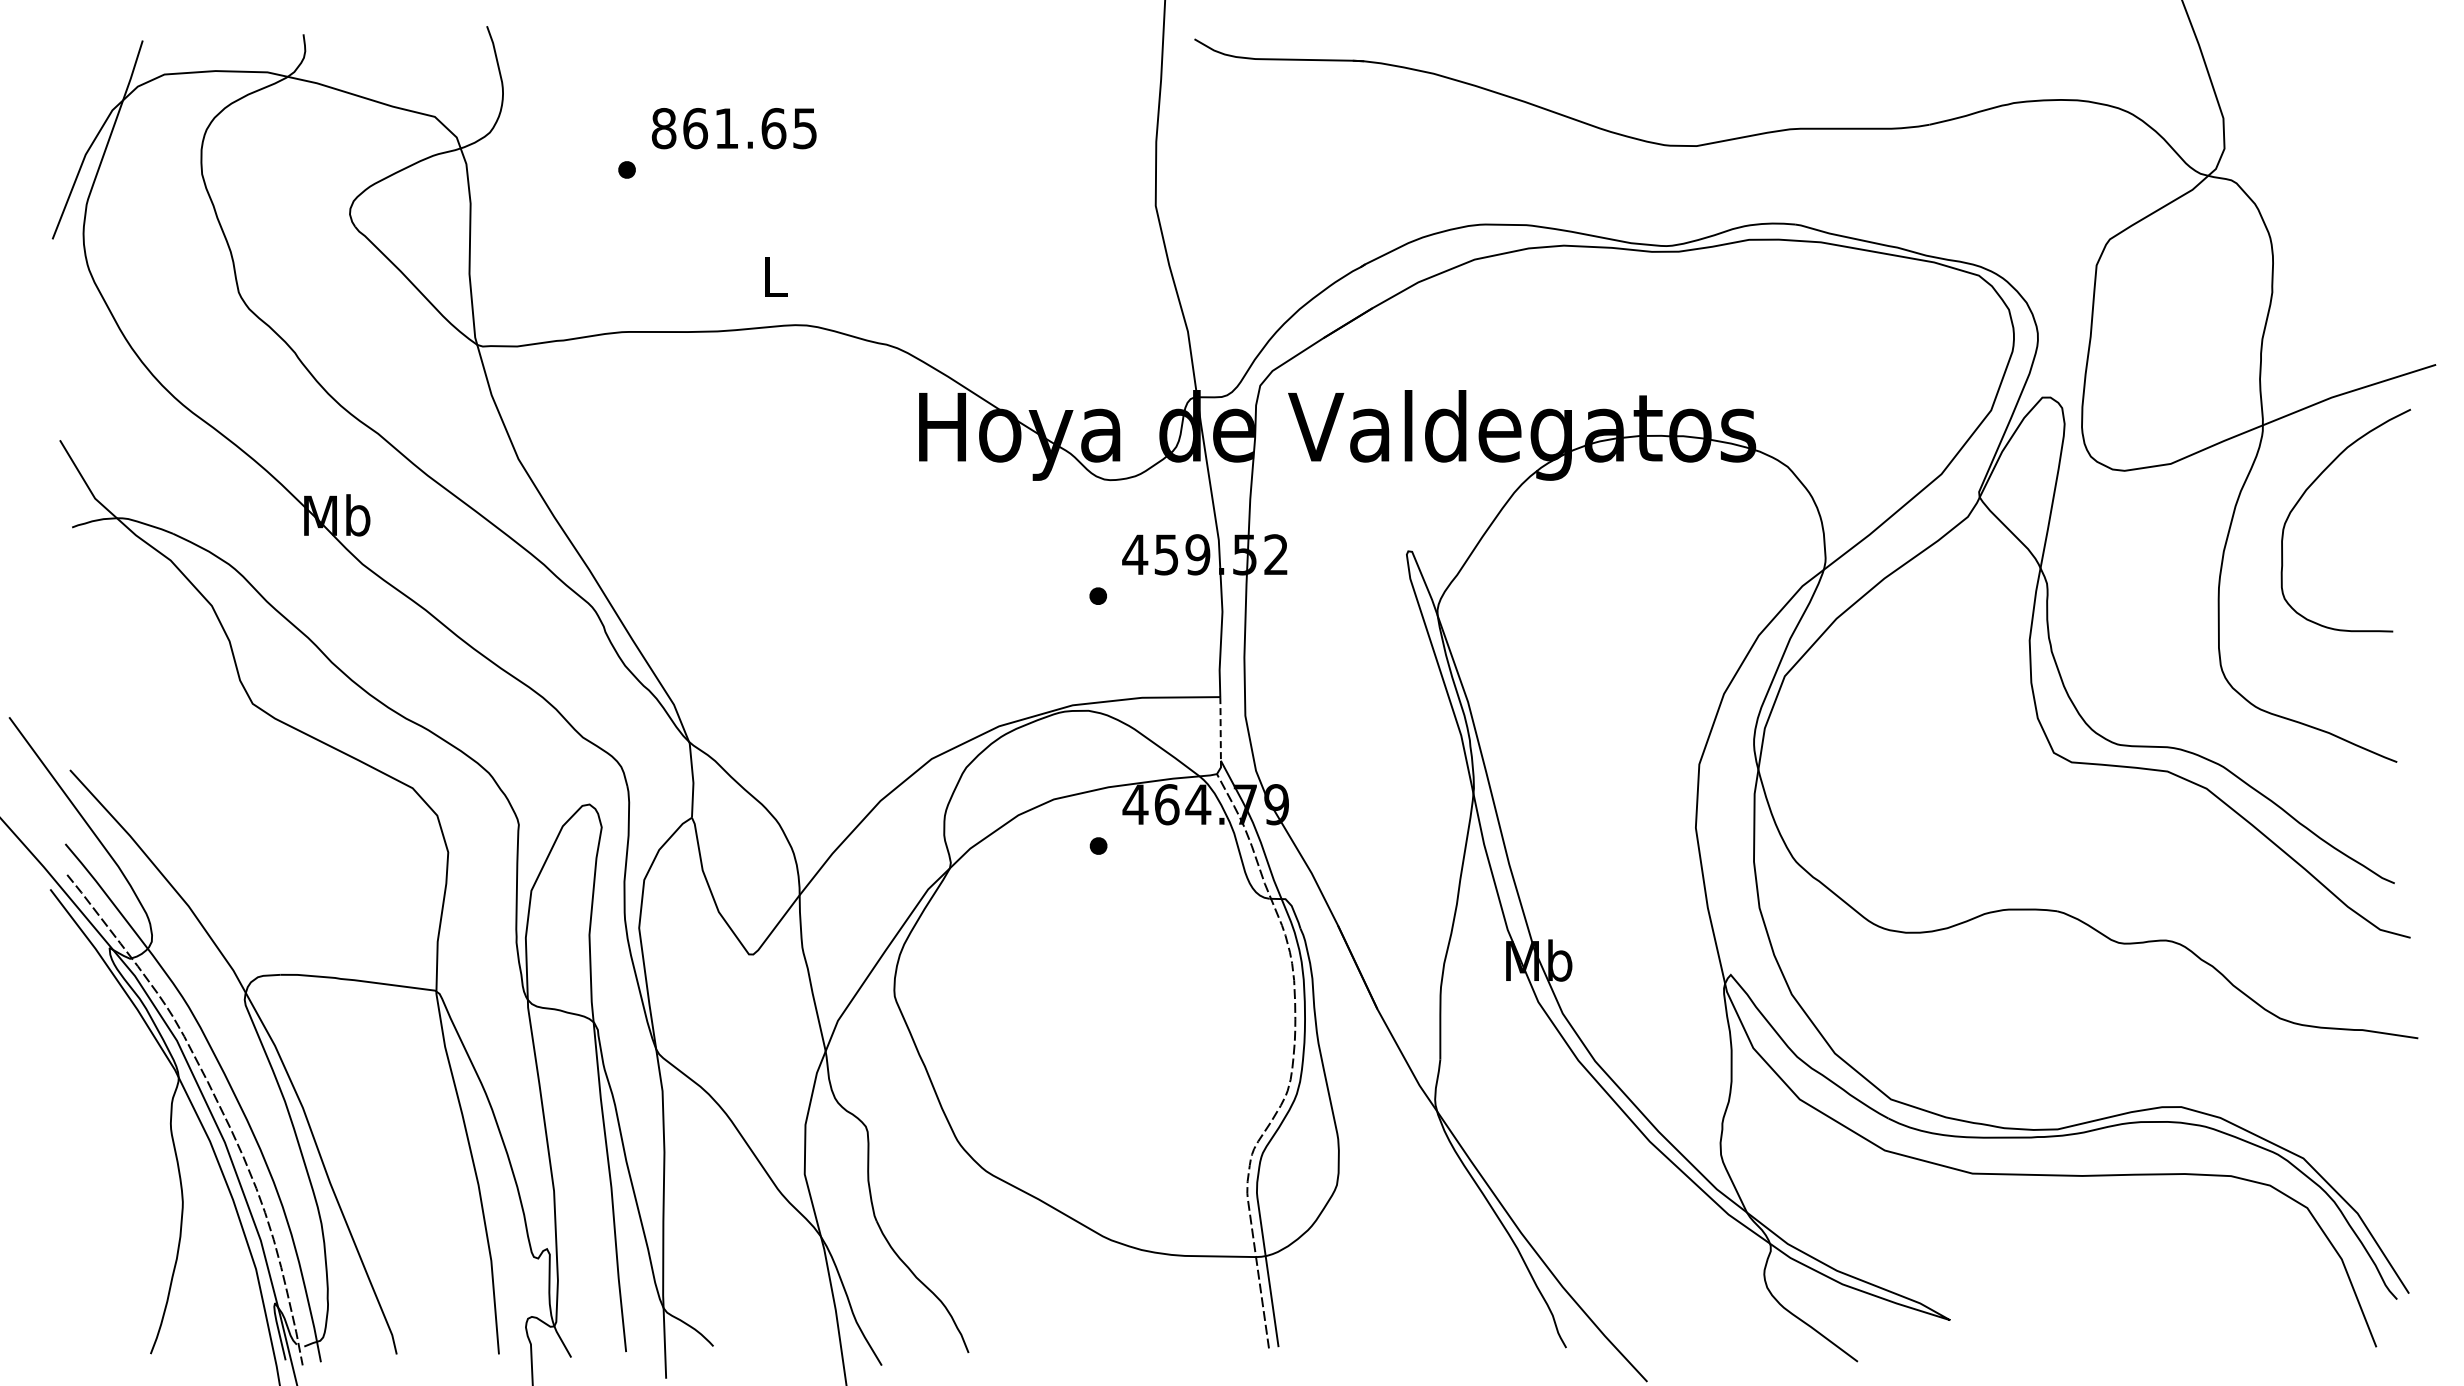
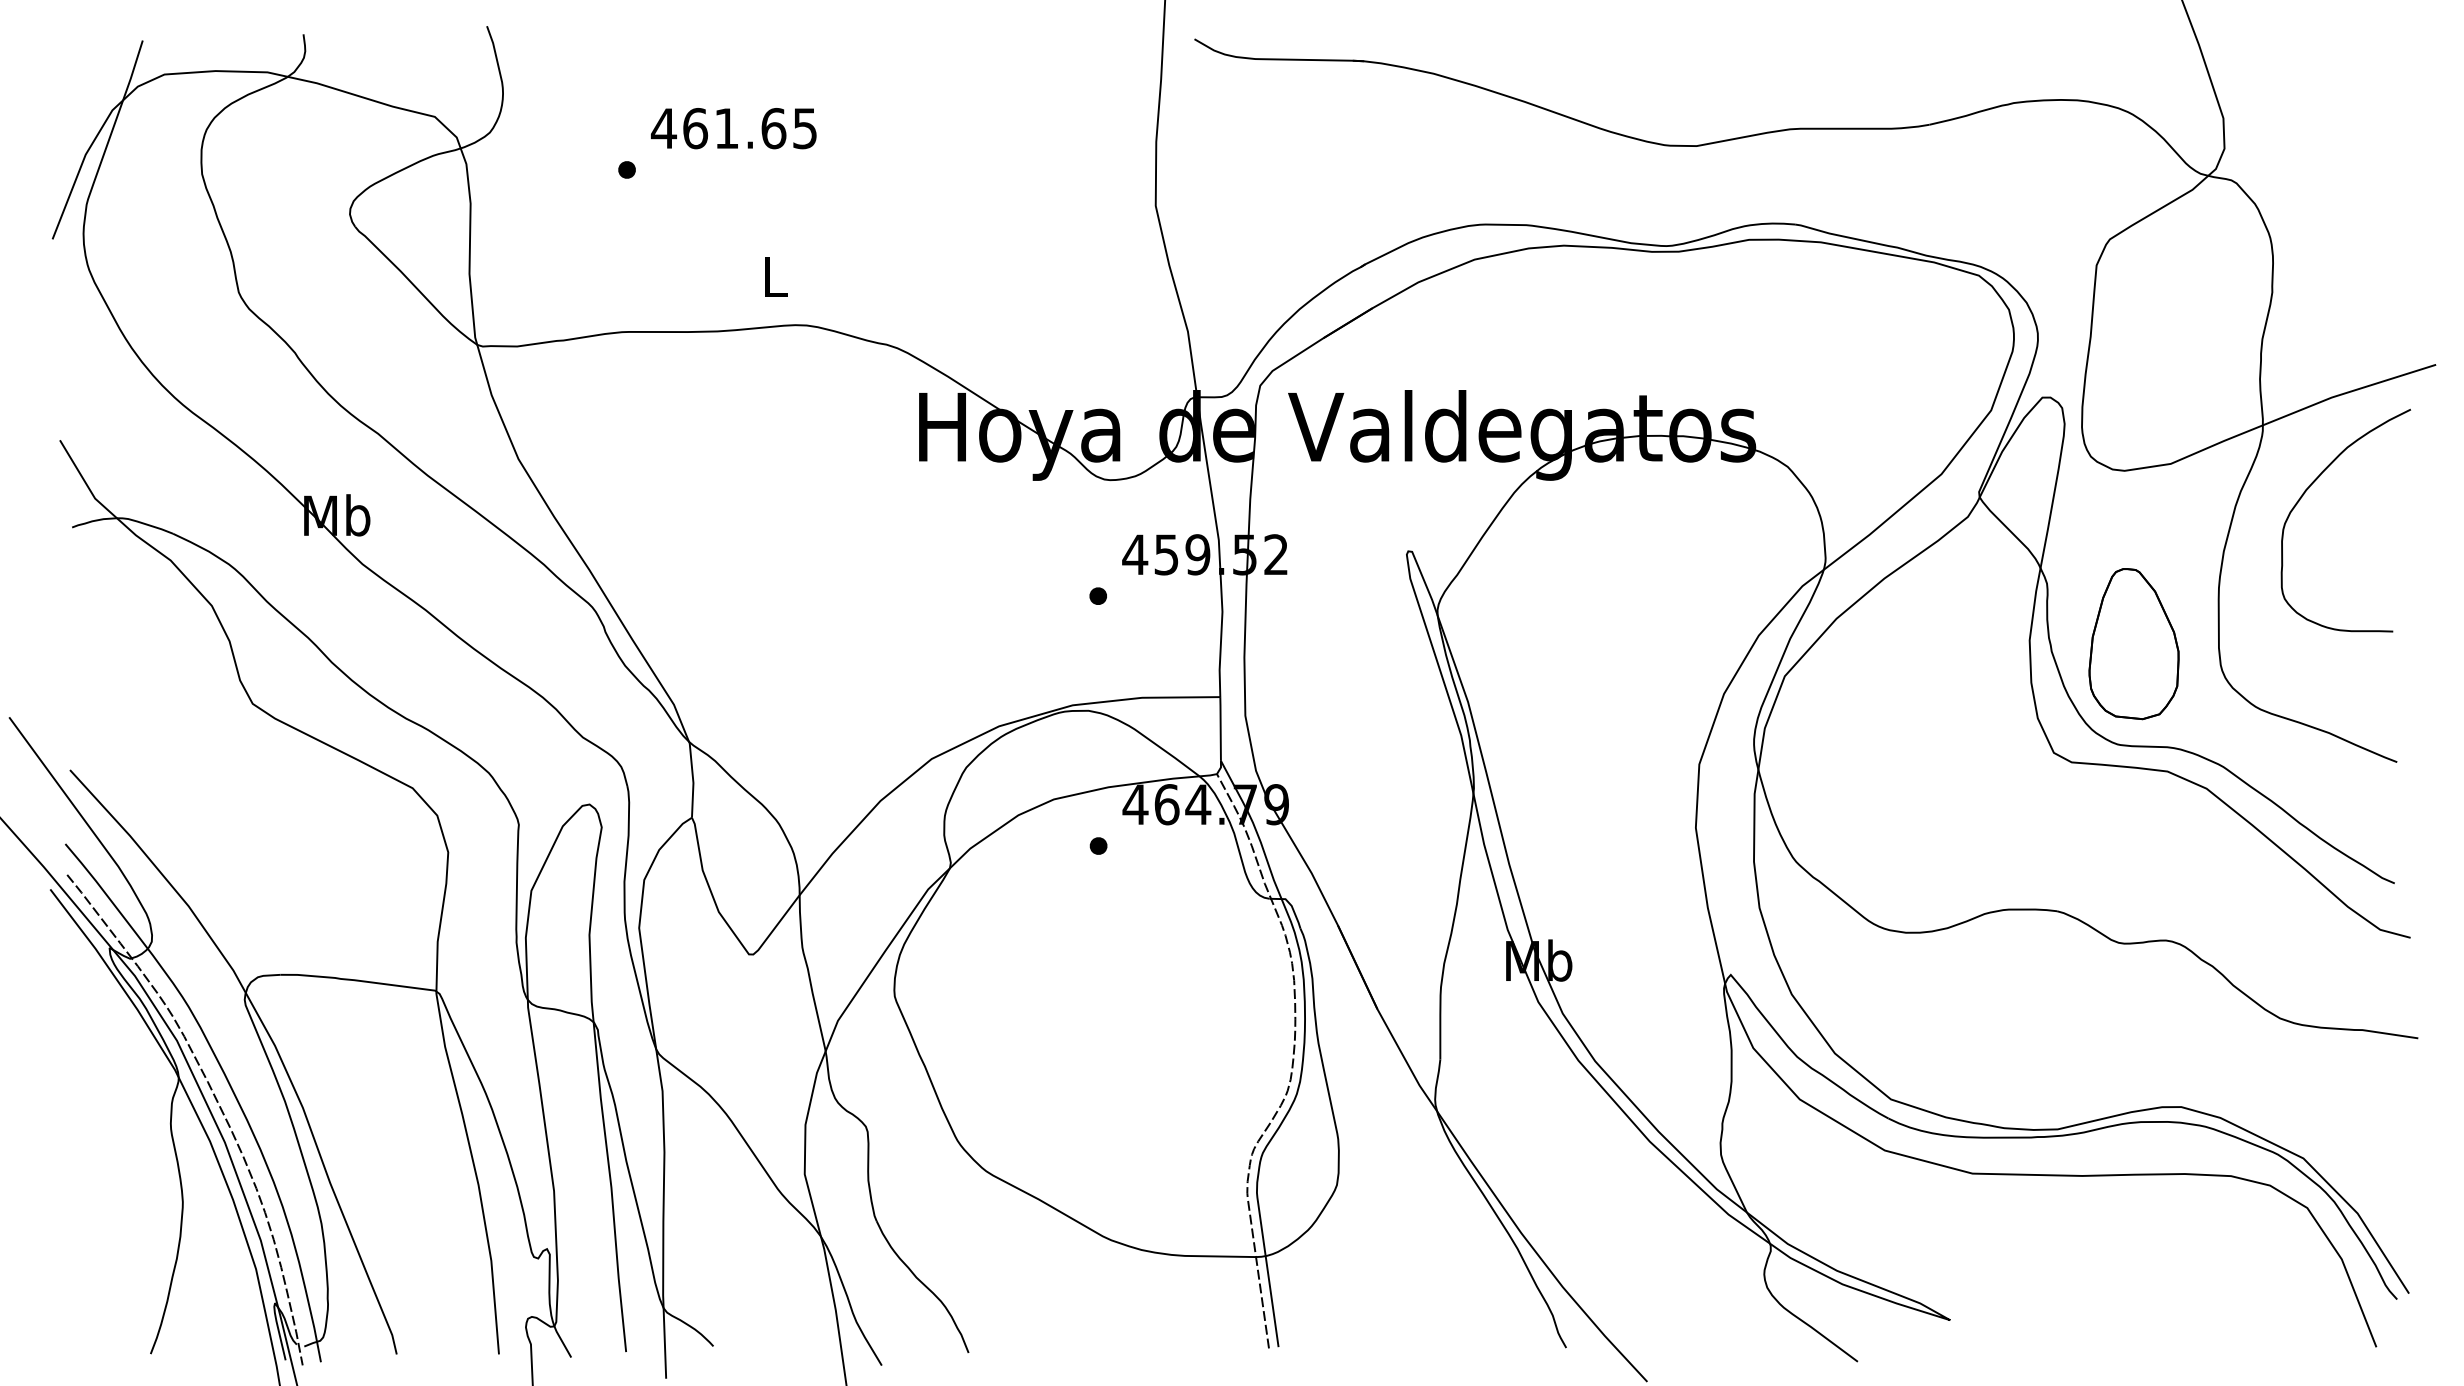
text: 861.65 -> 461.65 (663, 128)
part: none -> present (2133, 644)
line: dashed -> solid (1220, 728)
